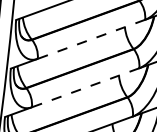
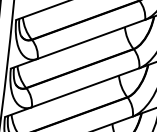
line: dashed -> solid (90, 39)
line: dashed -> solid (85, 87)
